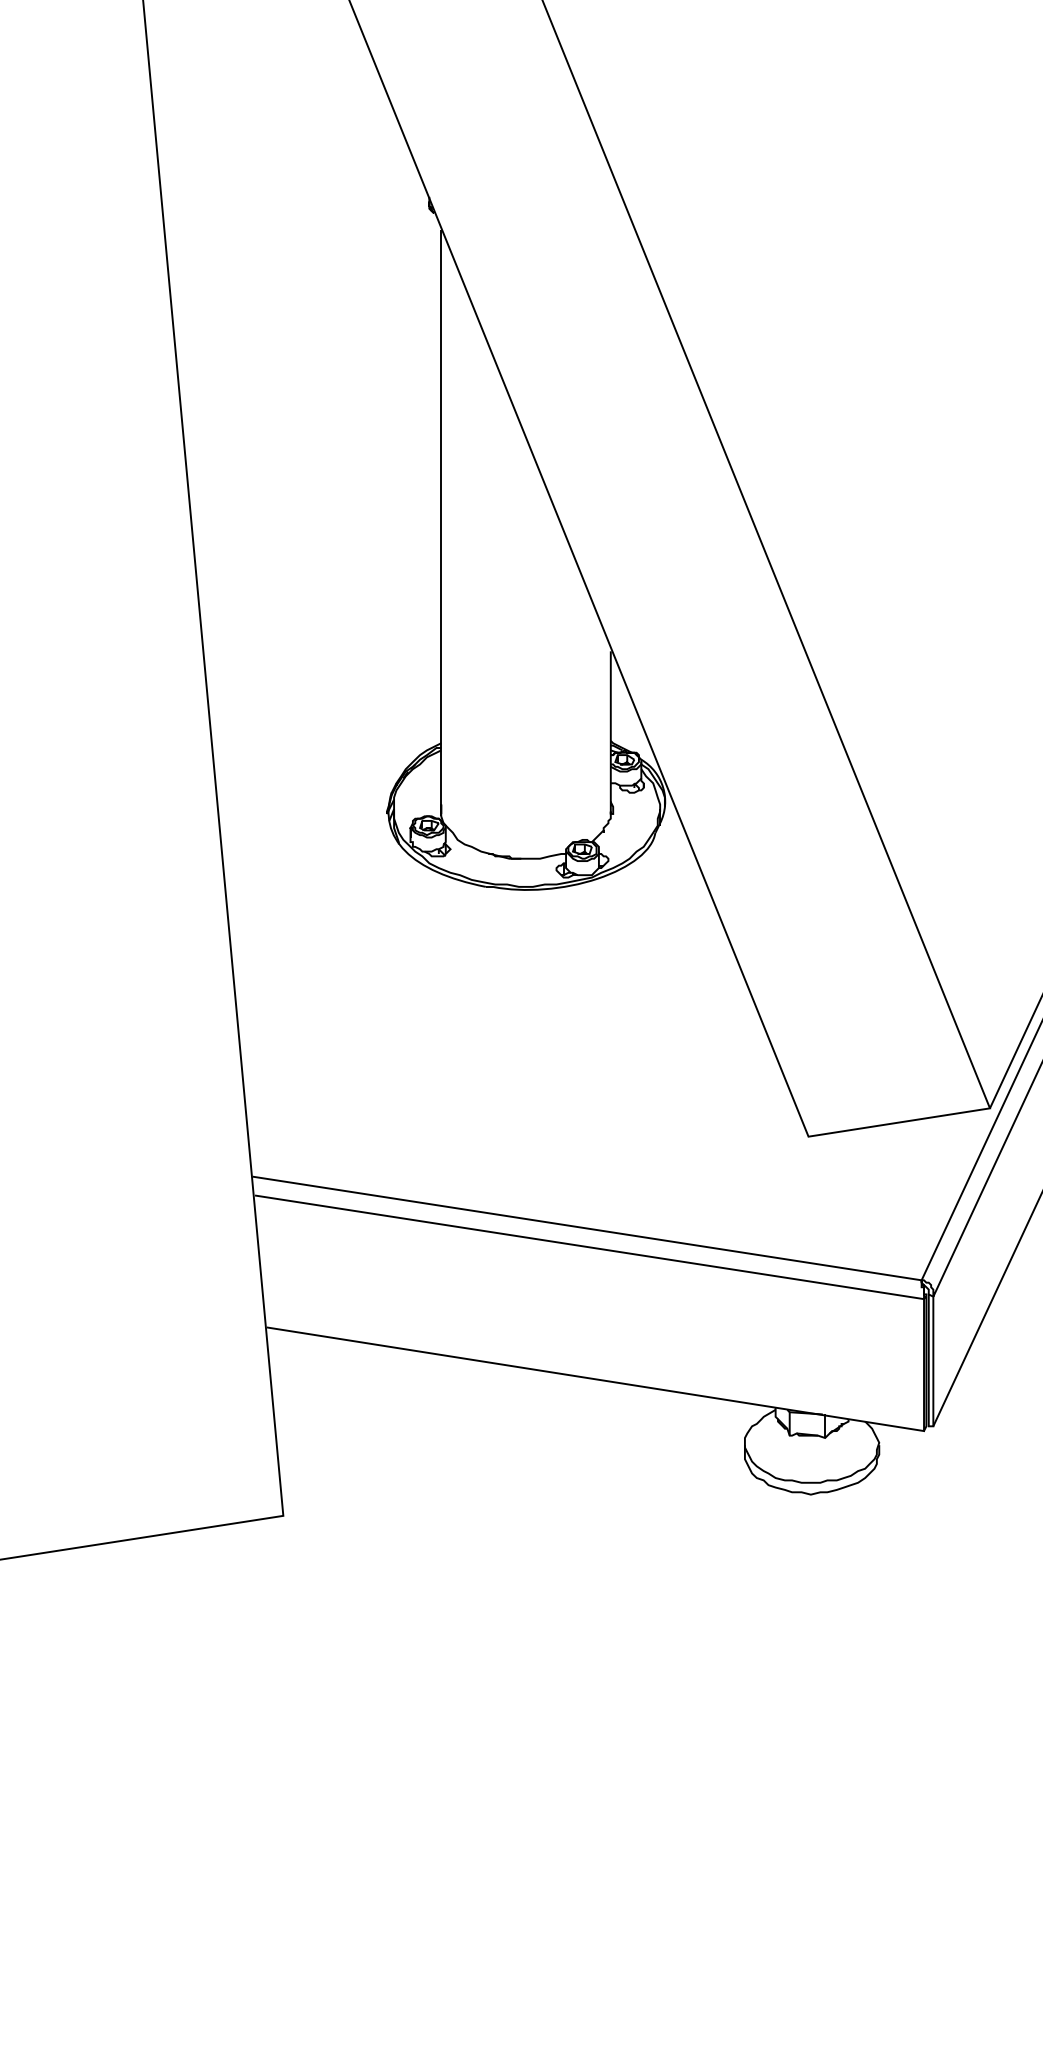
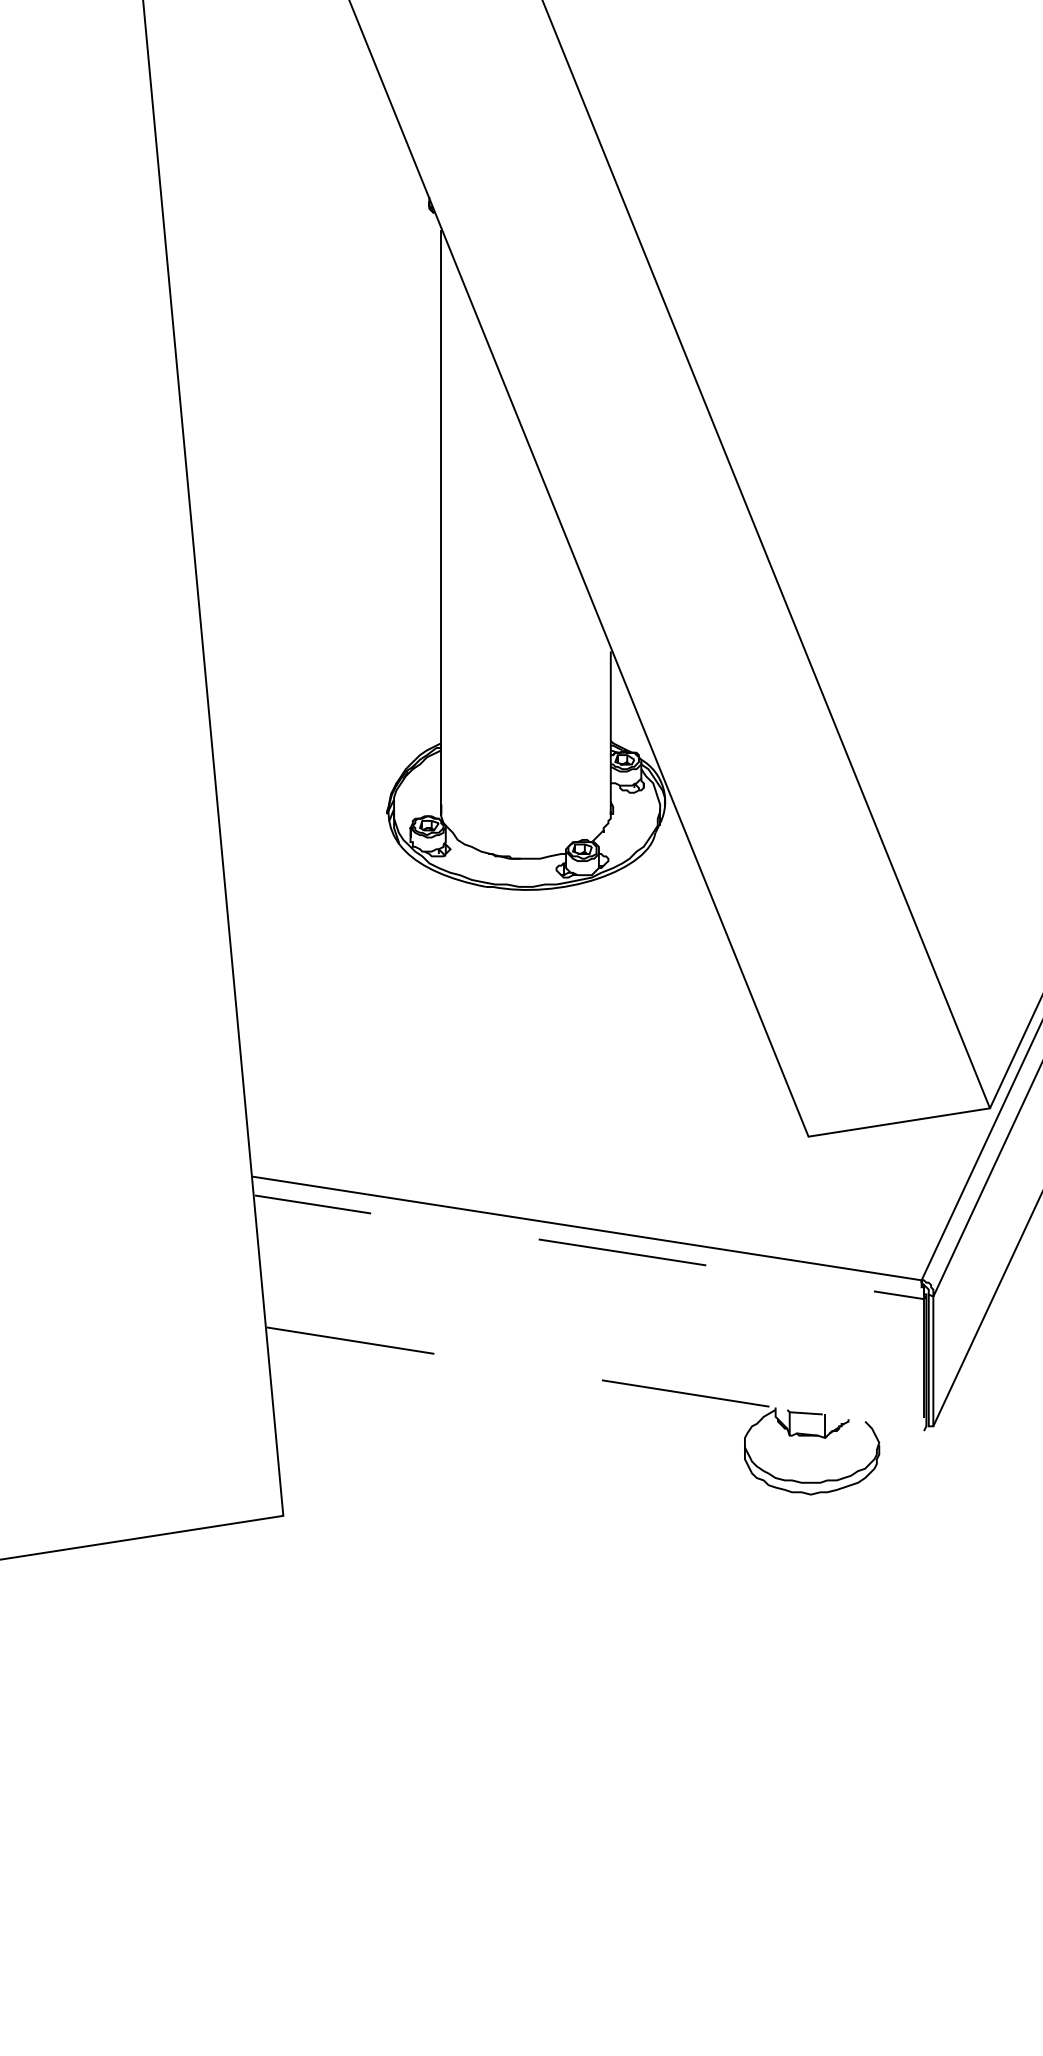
line: solid -> dashed (924, 1359)
